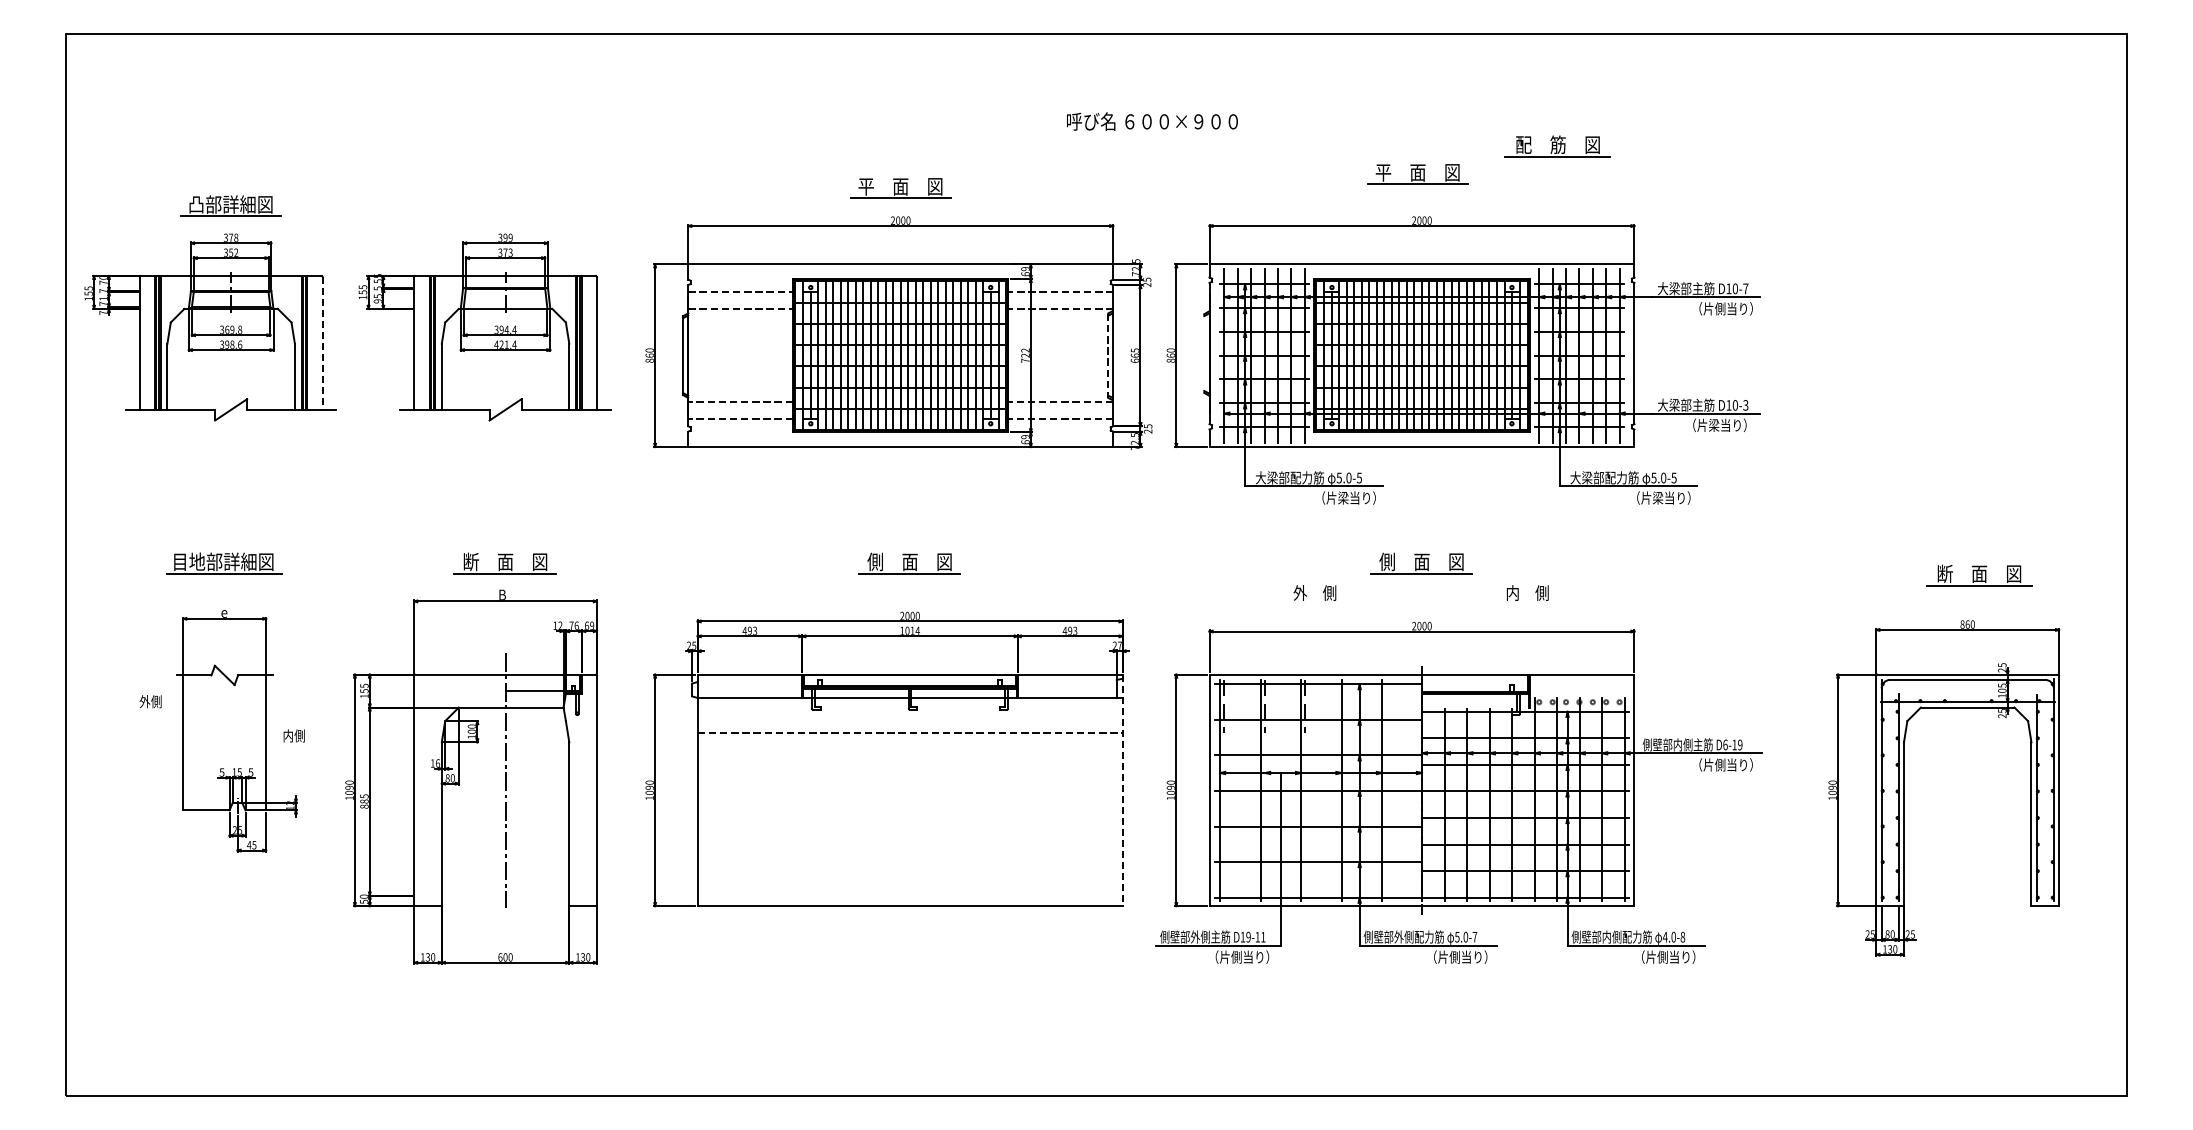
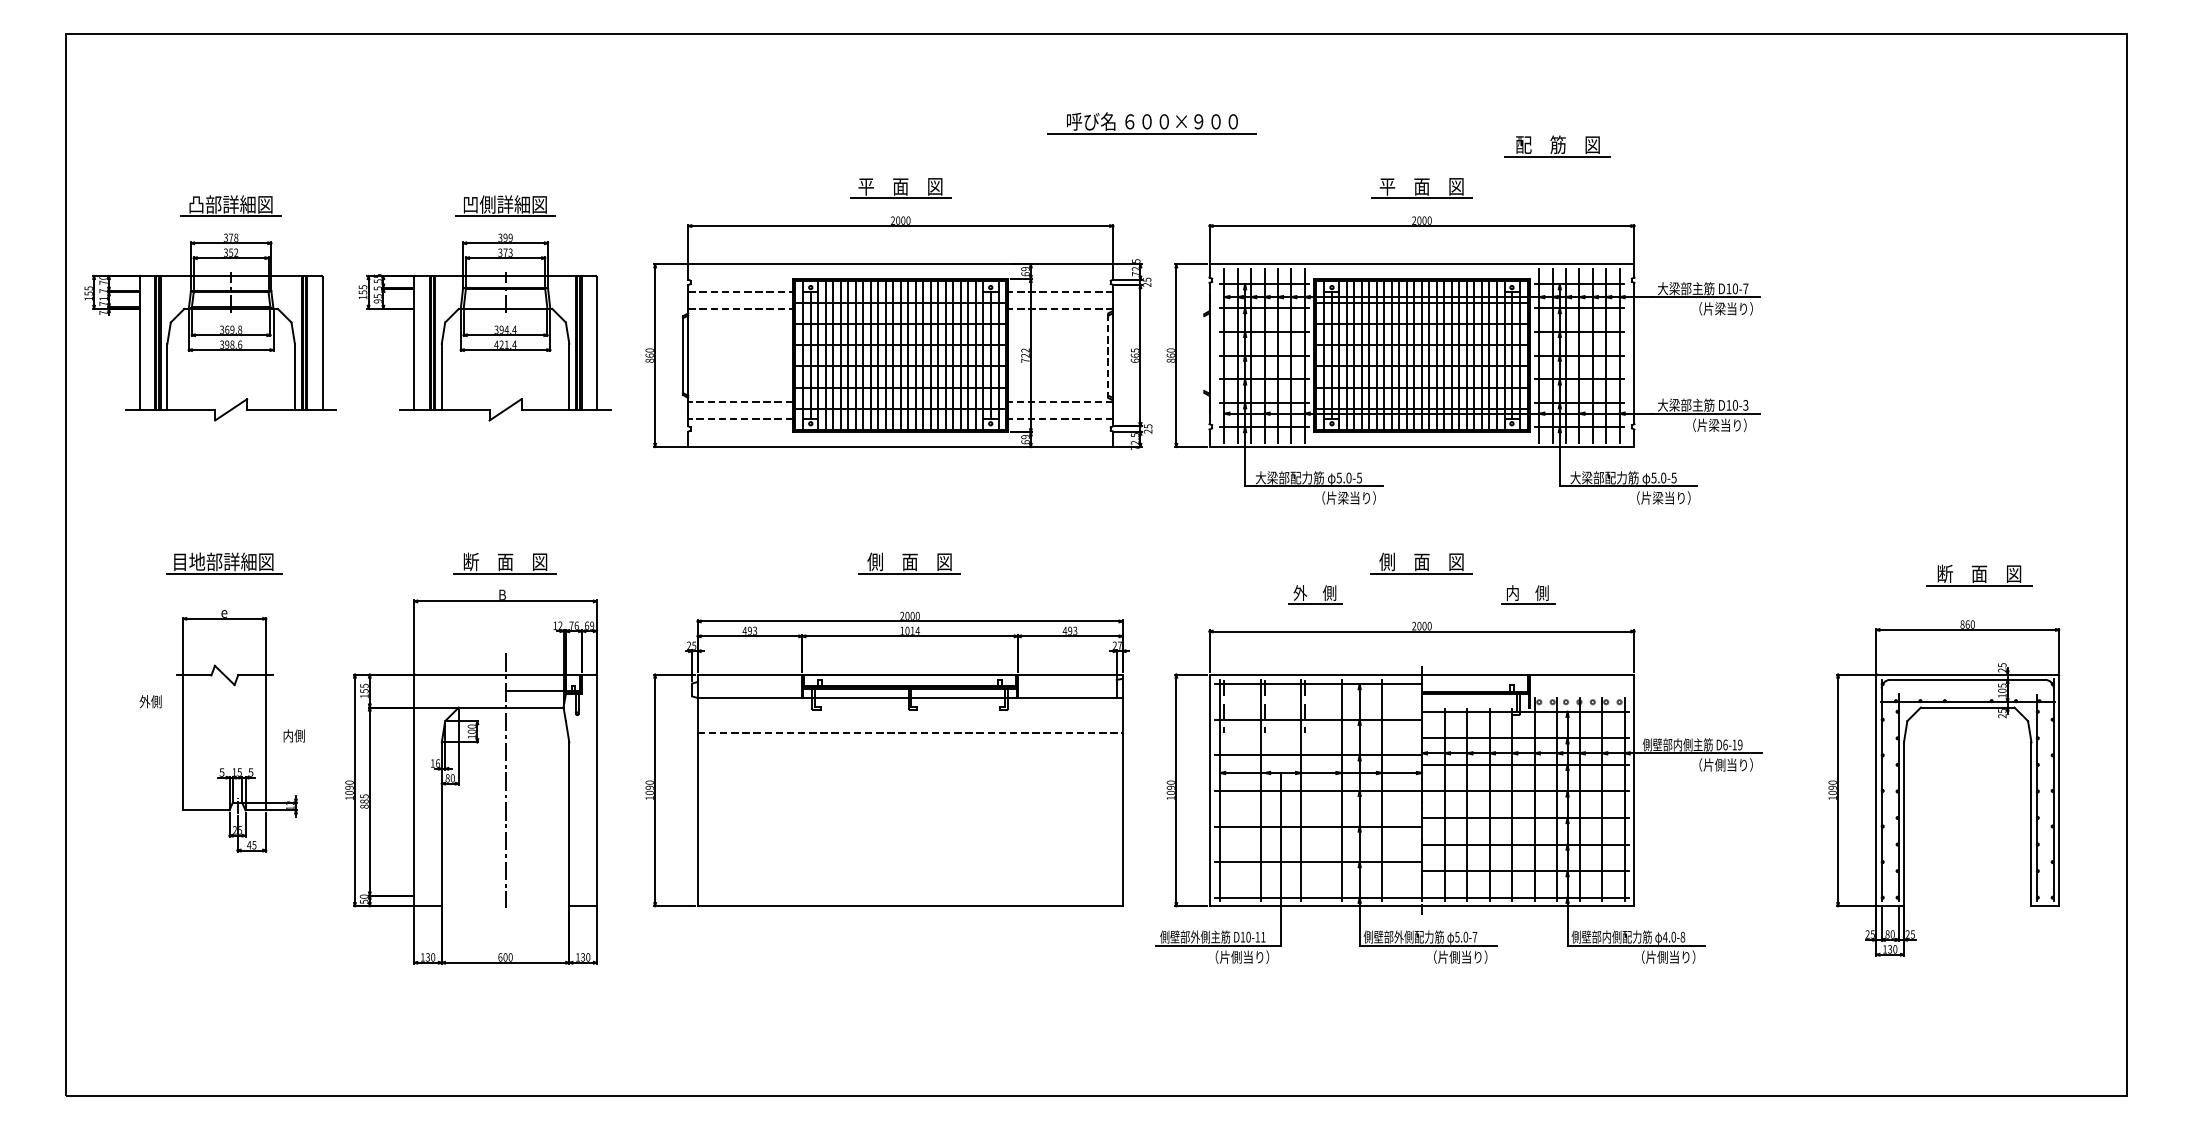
line: none -> present (1152, 133)
part position: (1417, 174) -> (1421, 188) (1421, 188)
part: none -> present (505, 205)
text: （片側当り） -> （片梁当り） (1720, 308)
line: dashed -> solid (322, 343)
line: none -> present (1315, 603)
line: none -> present (1527, 603)
line: dashed -> solid (1122, 790)
text: D19-11 -> D10-11 (1248, 937)
